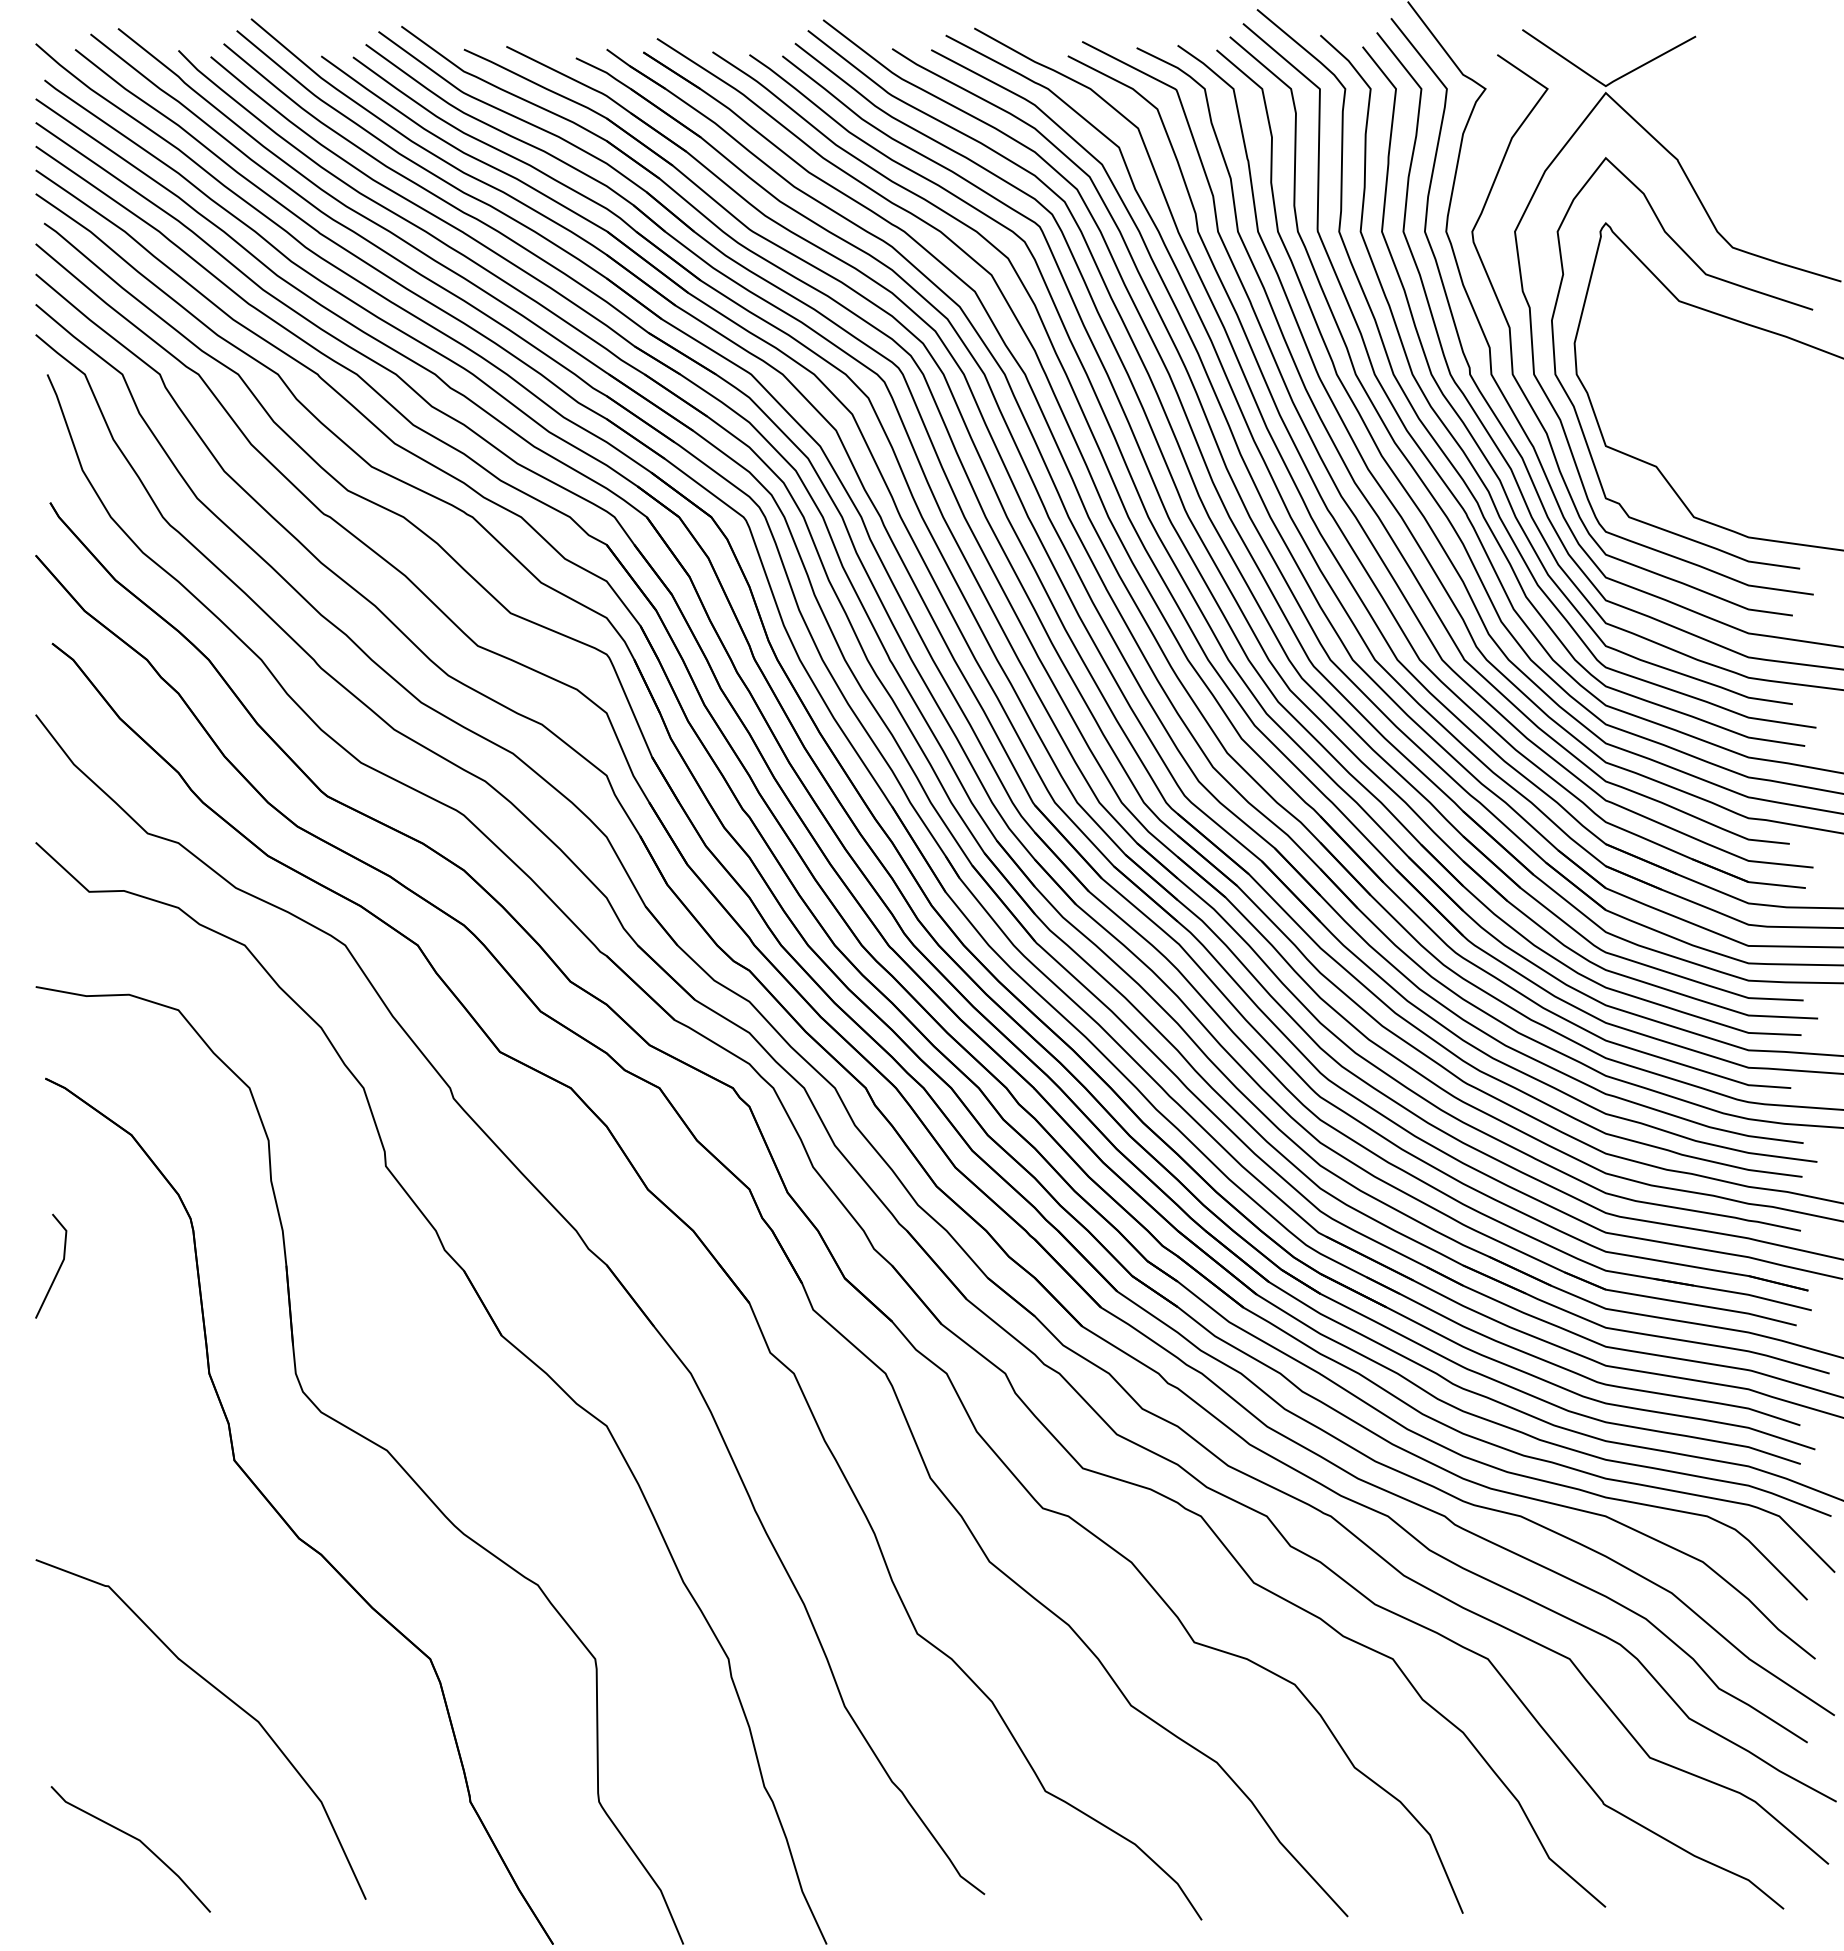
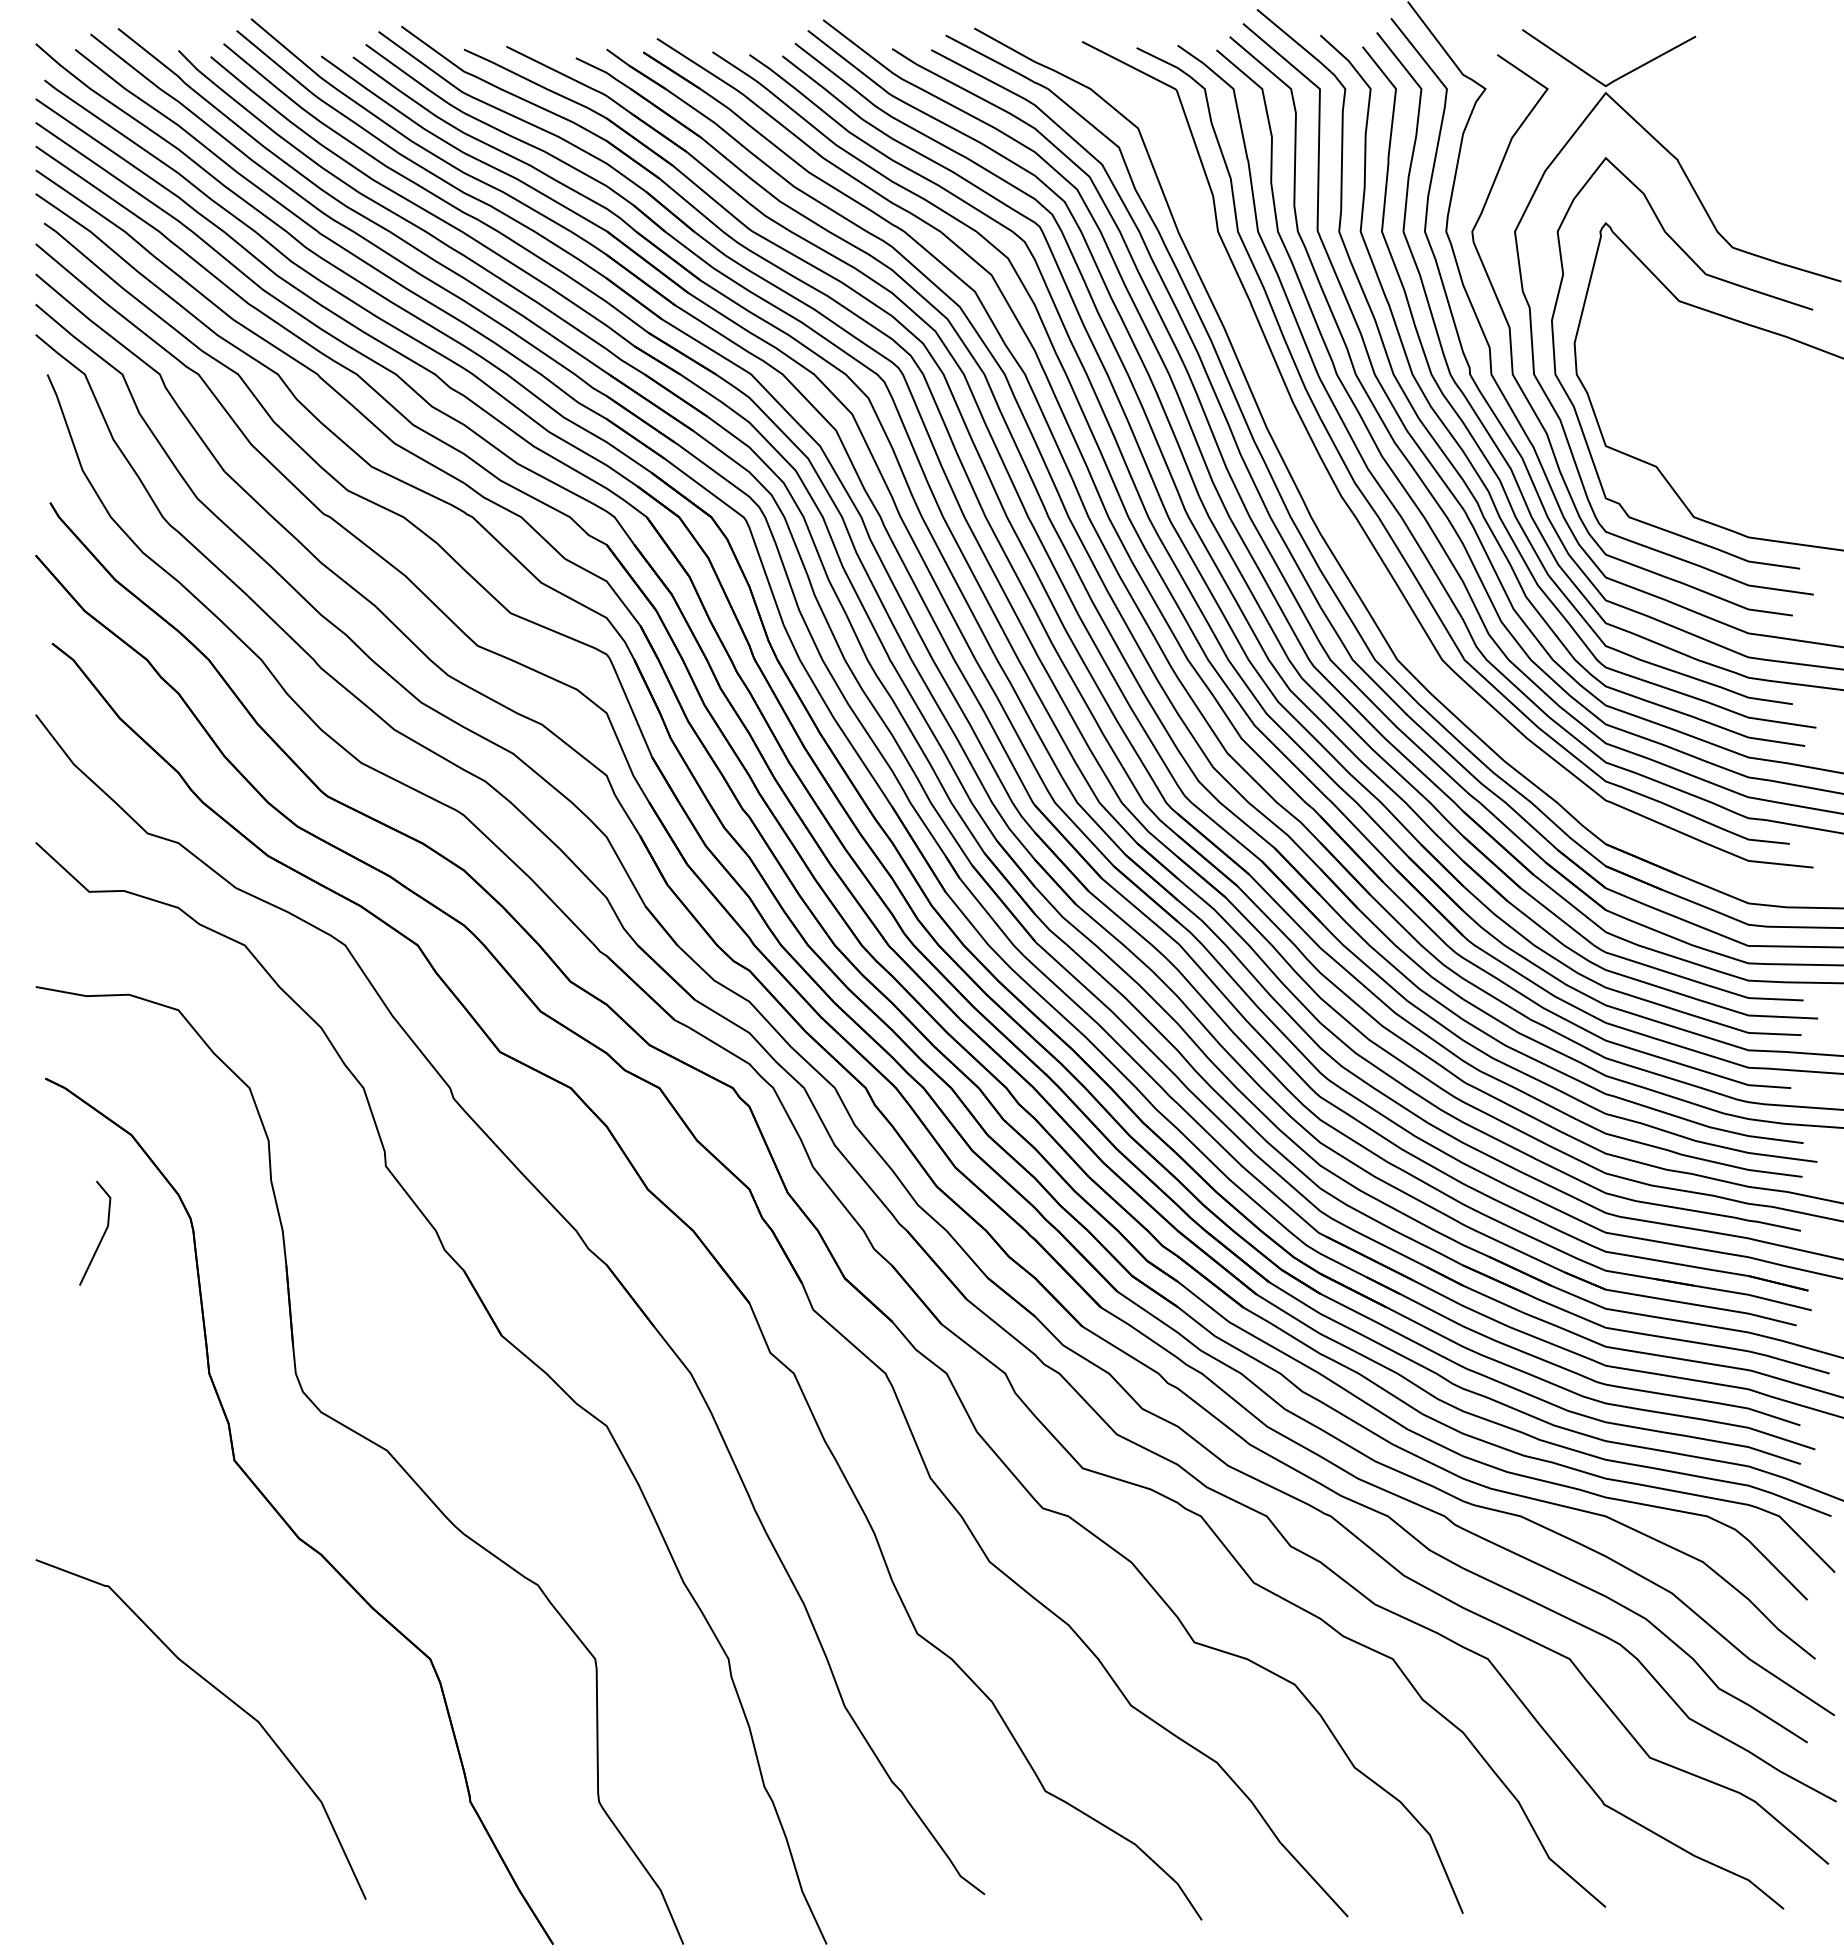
part: present -> none (1342, 530)
line position: (58, 1268) -> (102, 1235) (102, 1235)
line: present -> none (135, 1839)
